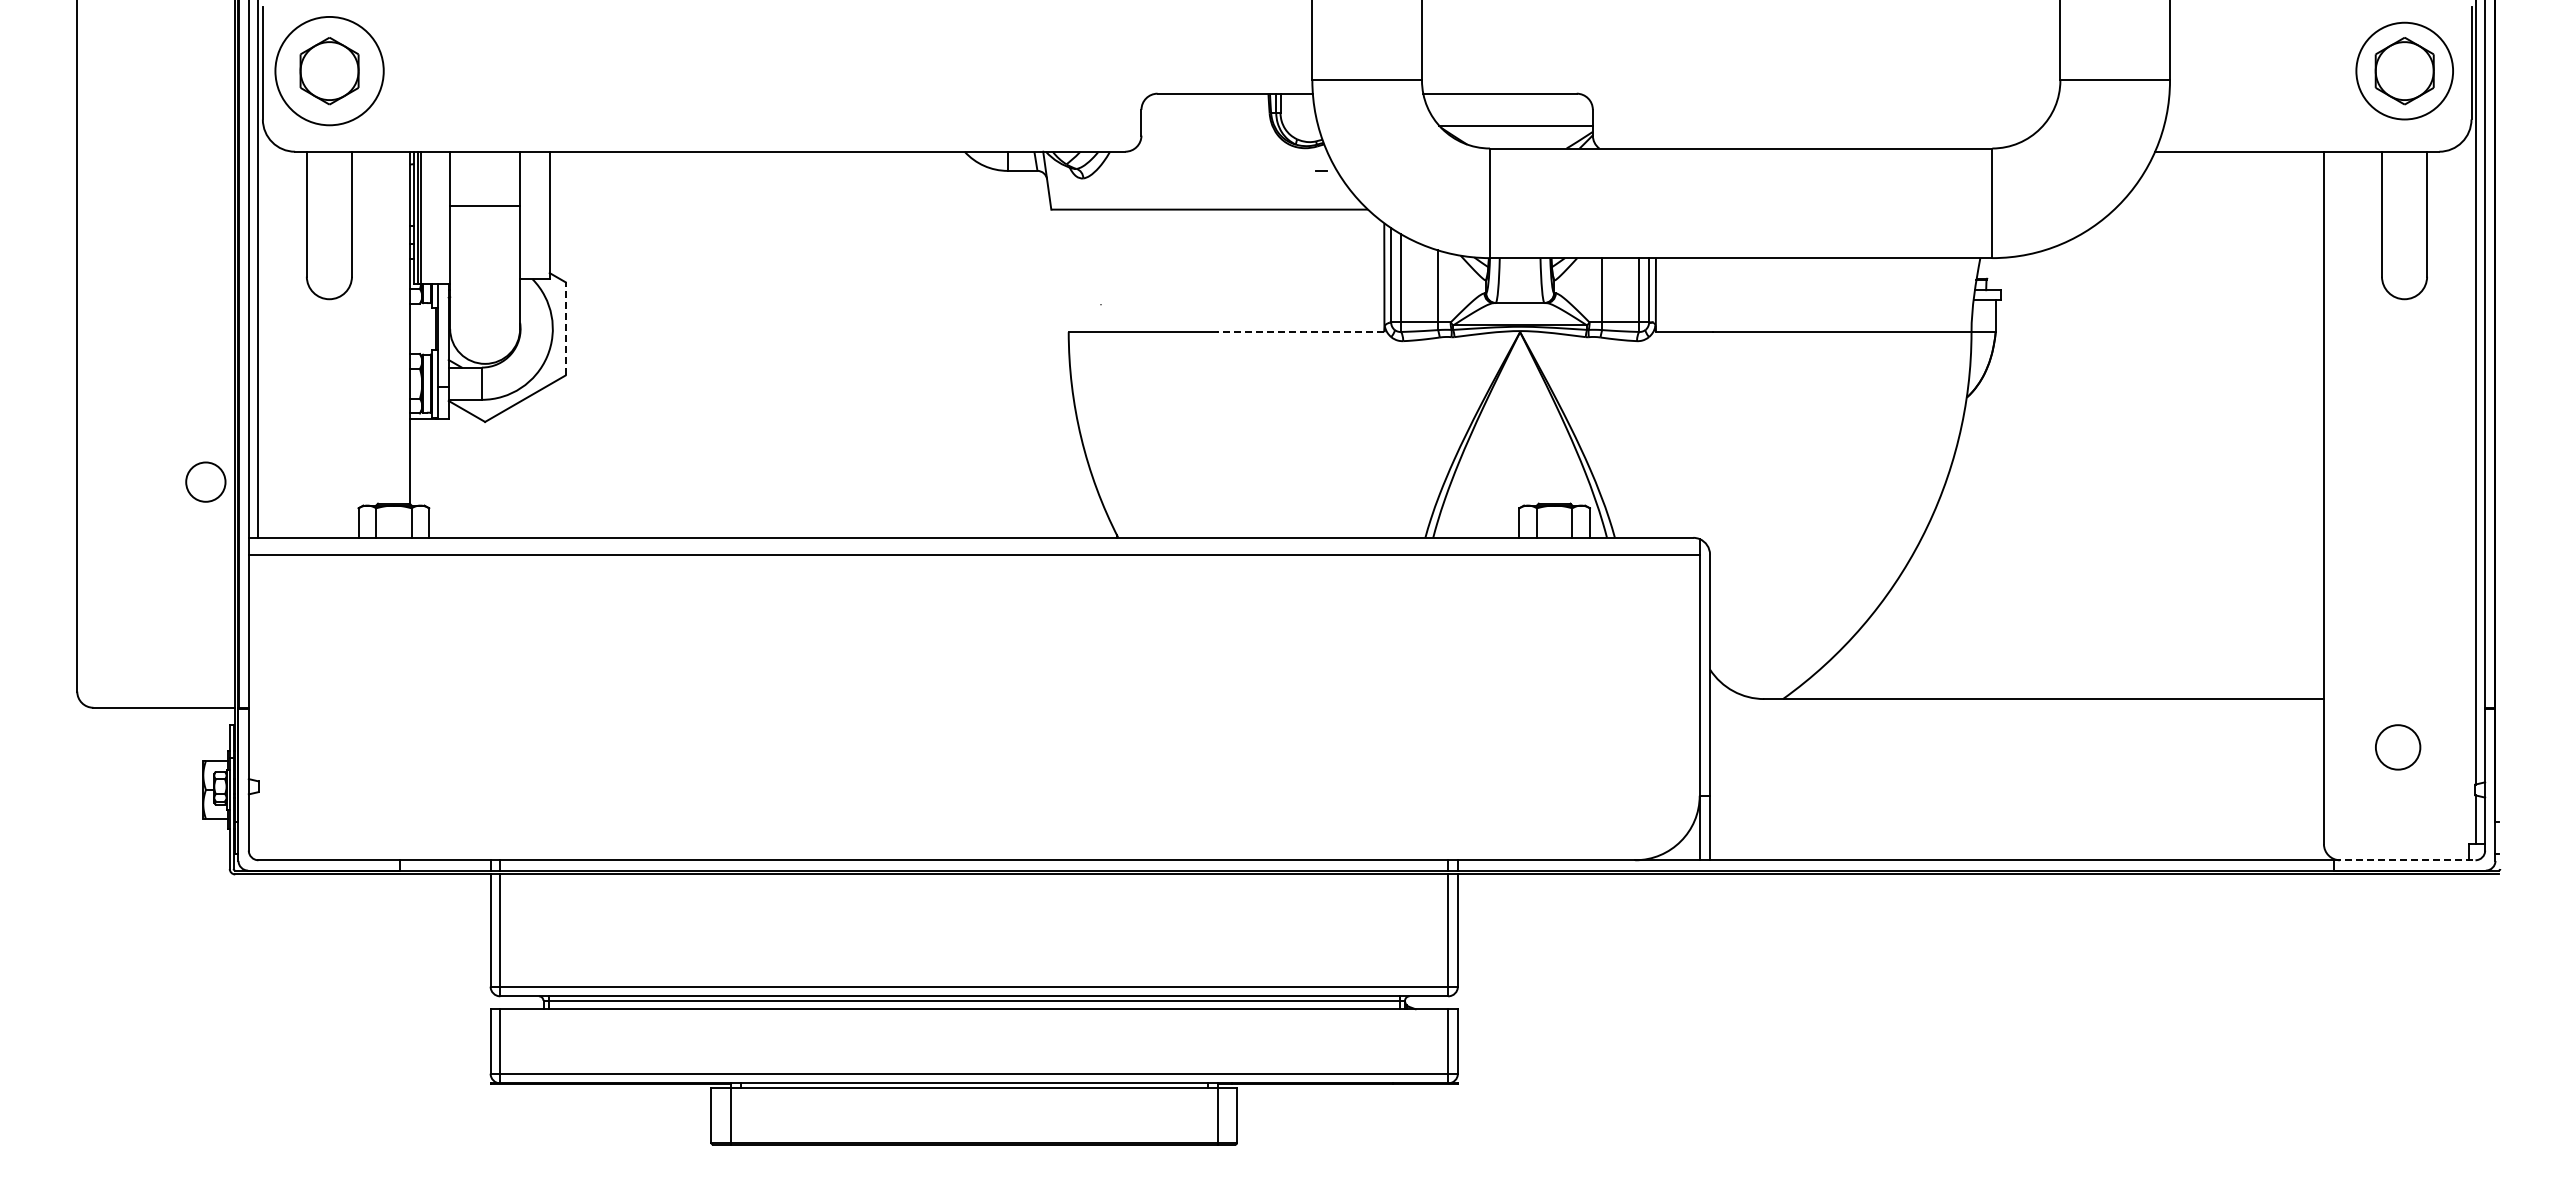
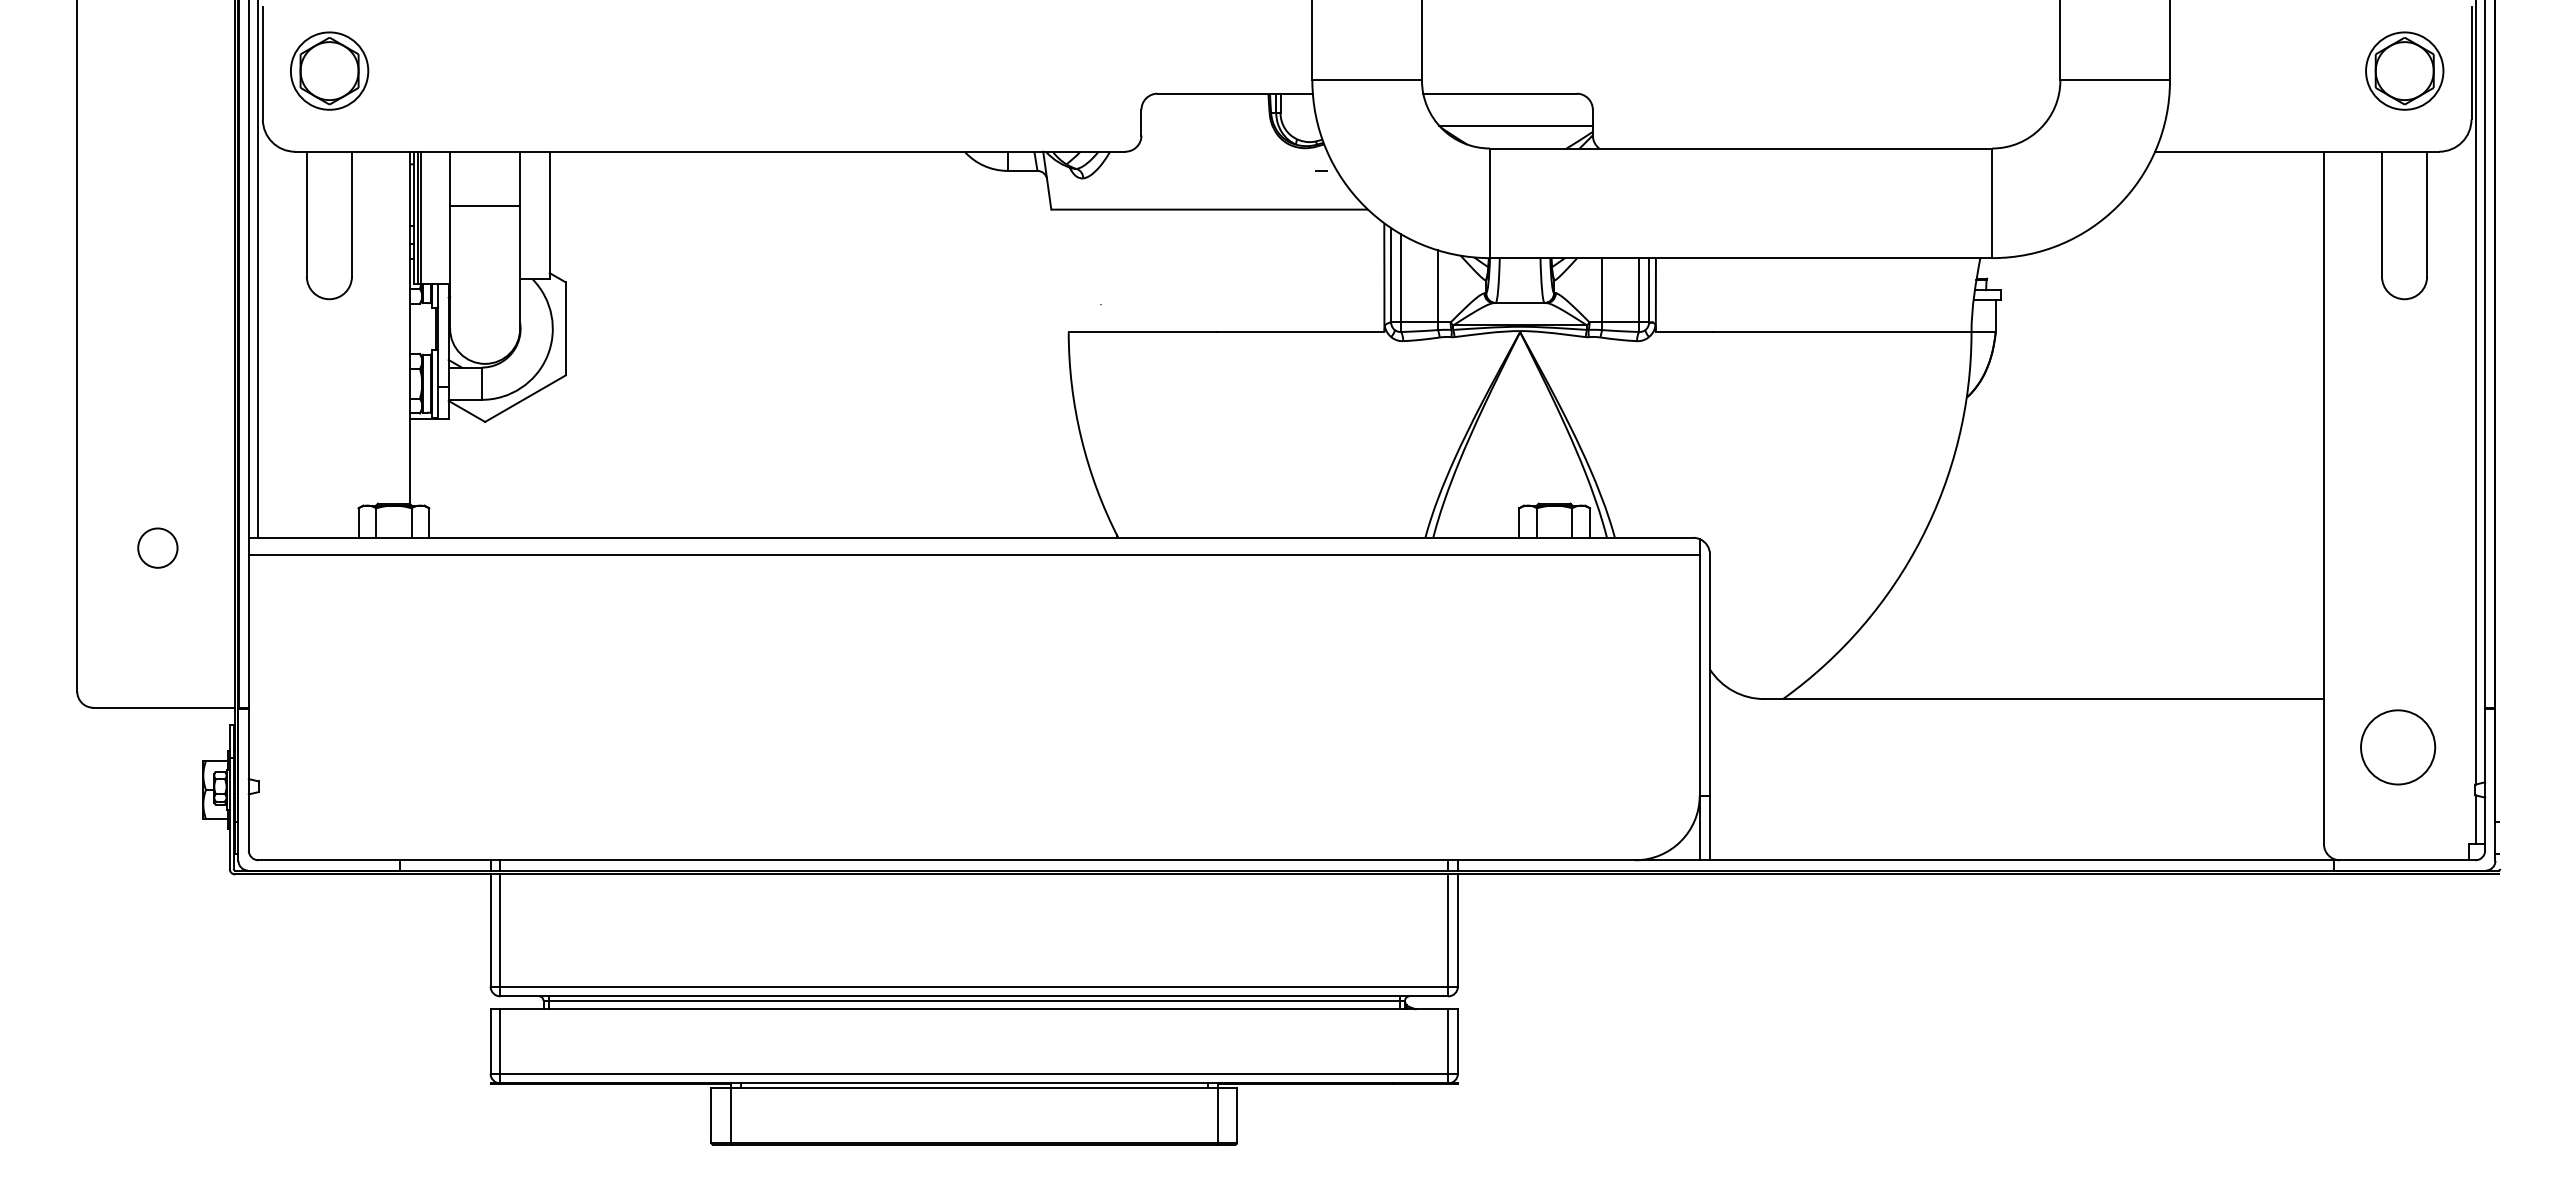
circle diameter: 108 px -> 77 px (329, 70)
circle diameter: 97 px -> 77 px (2404, 70)
line: dashed -> solid (565, 328)
line: dashed -> solid (1300, 332)
circle position: (205, 481) -> (157, 547) (157, 547)
circle diameter: 44 px -> 74 px (2398, 747)
line: dashed -> solid (2404, 860)
